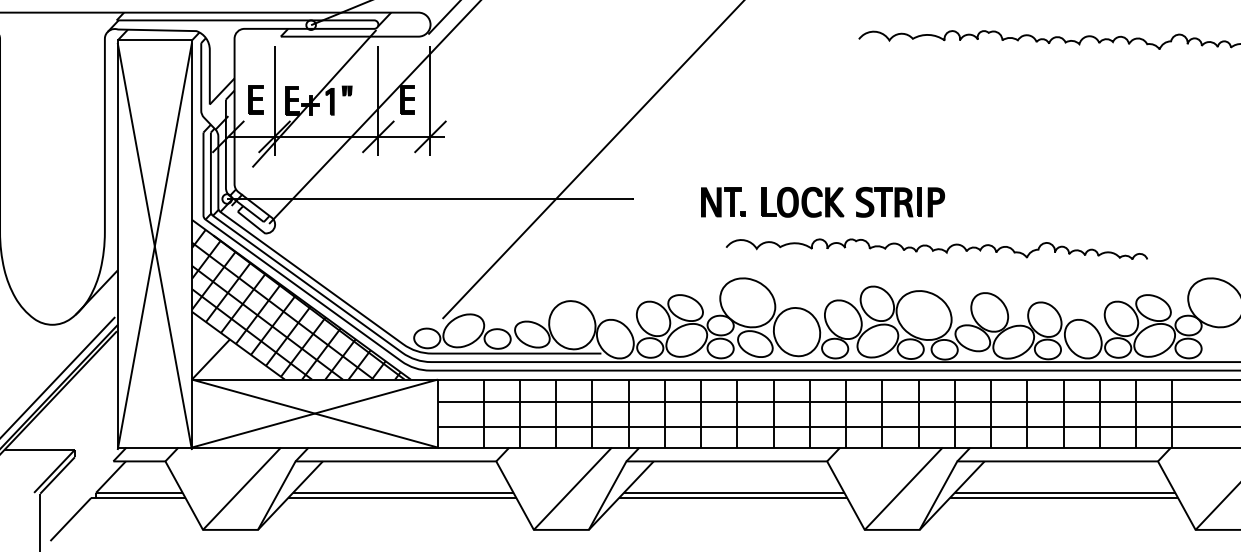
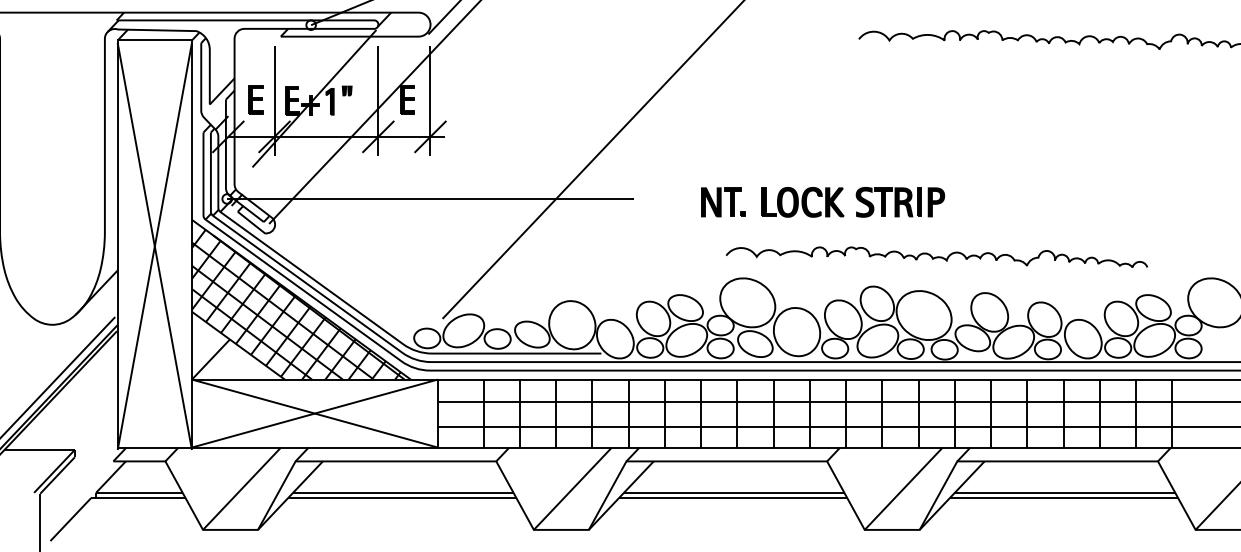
part position: (936, 248) -> (936, 256) (936, 256)
